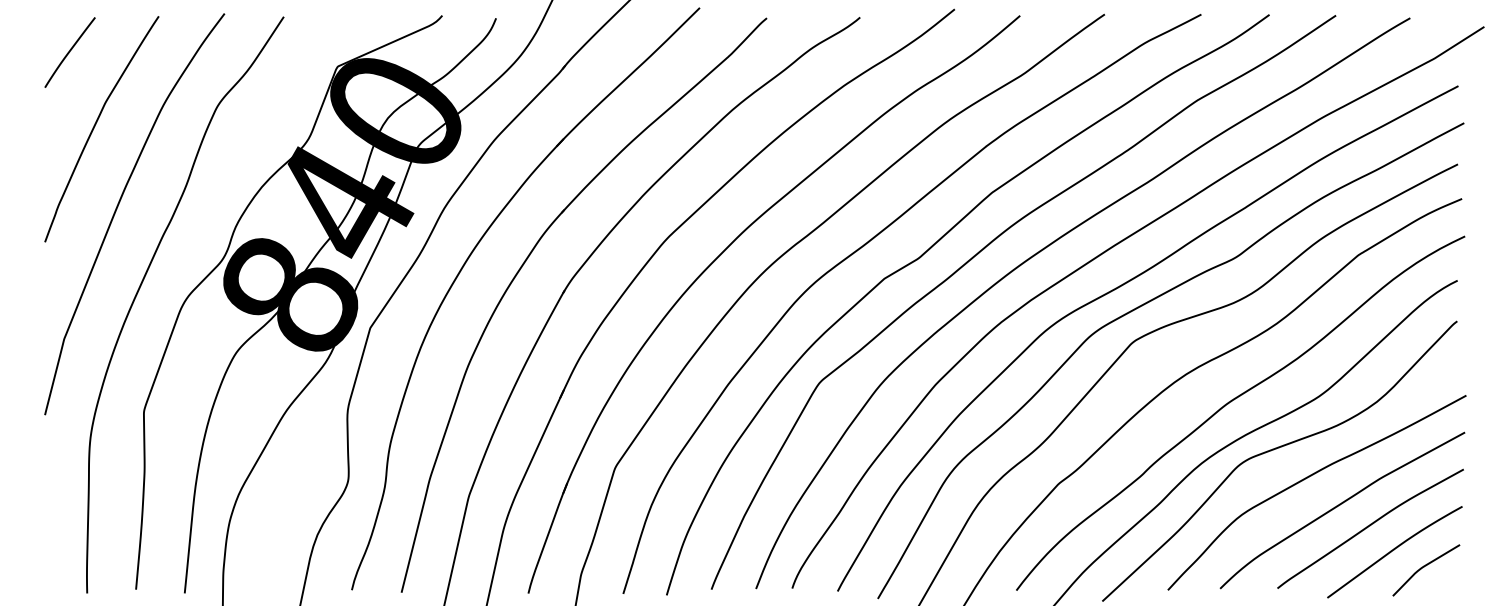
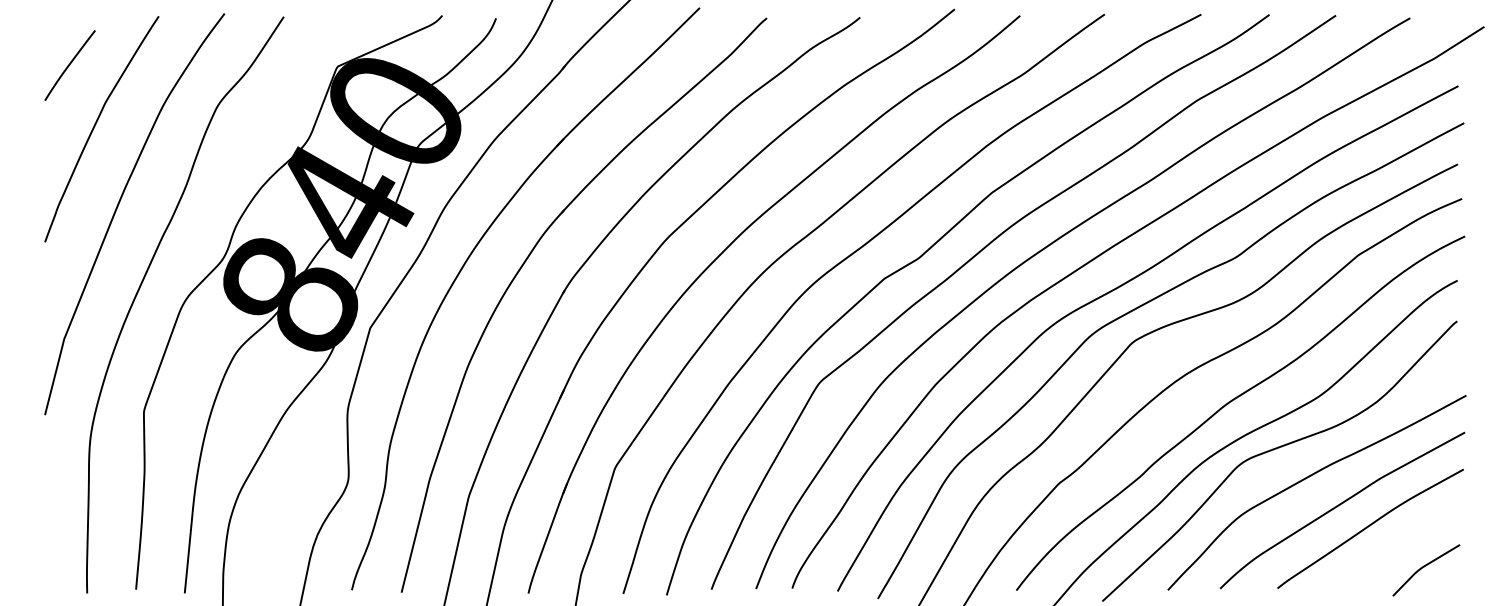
curve position: (69, 52) -> (69, 65) (69, 65)
curve: present -> none (1394, 550)
